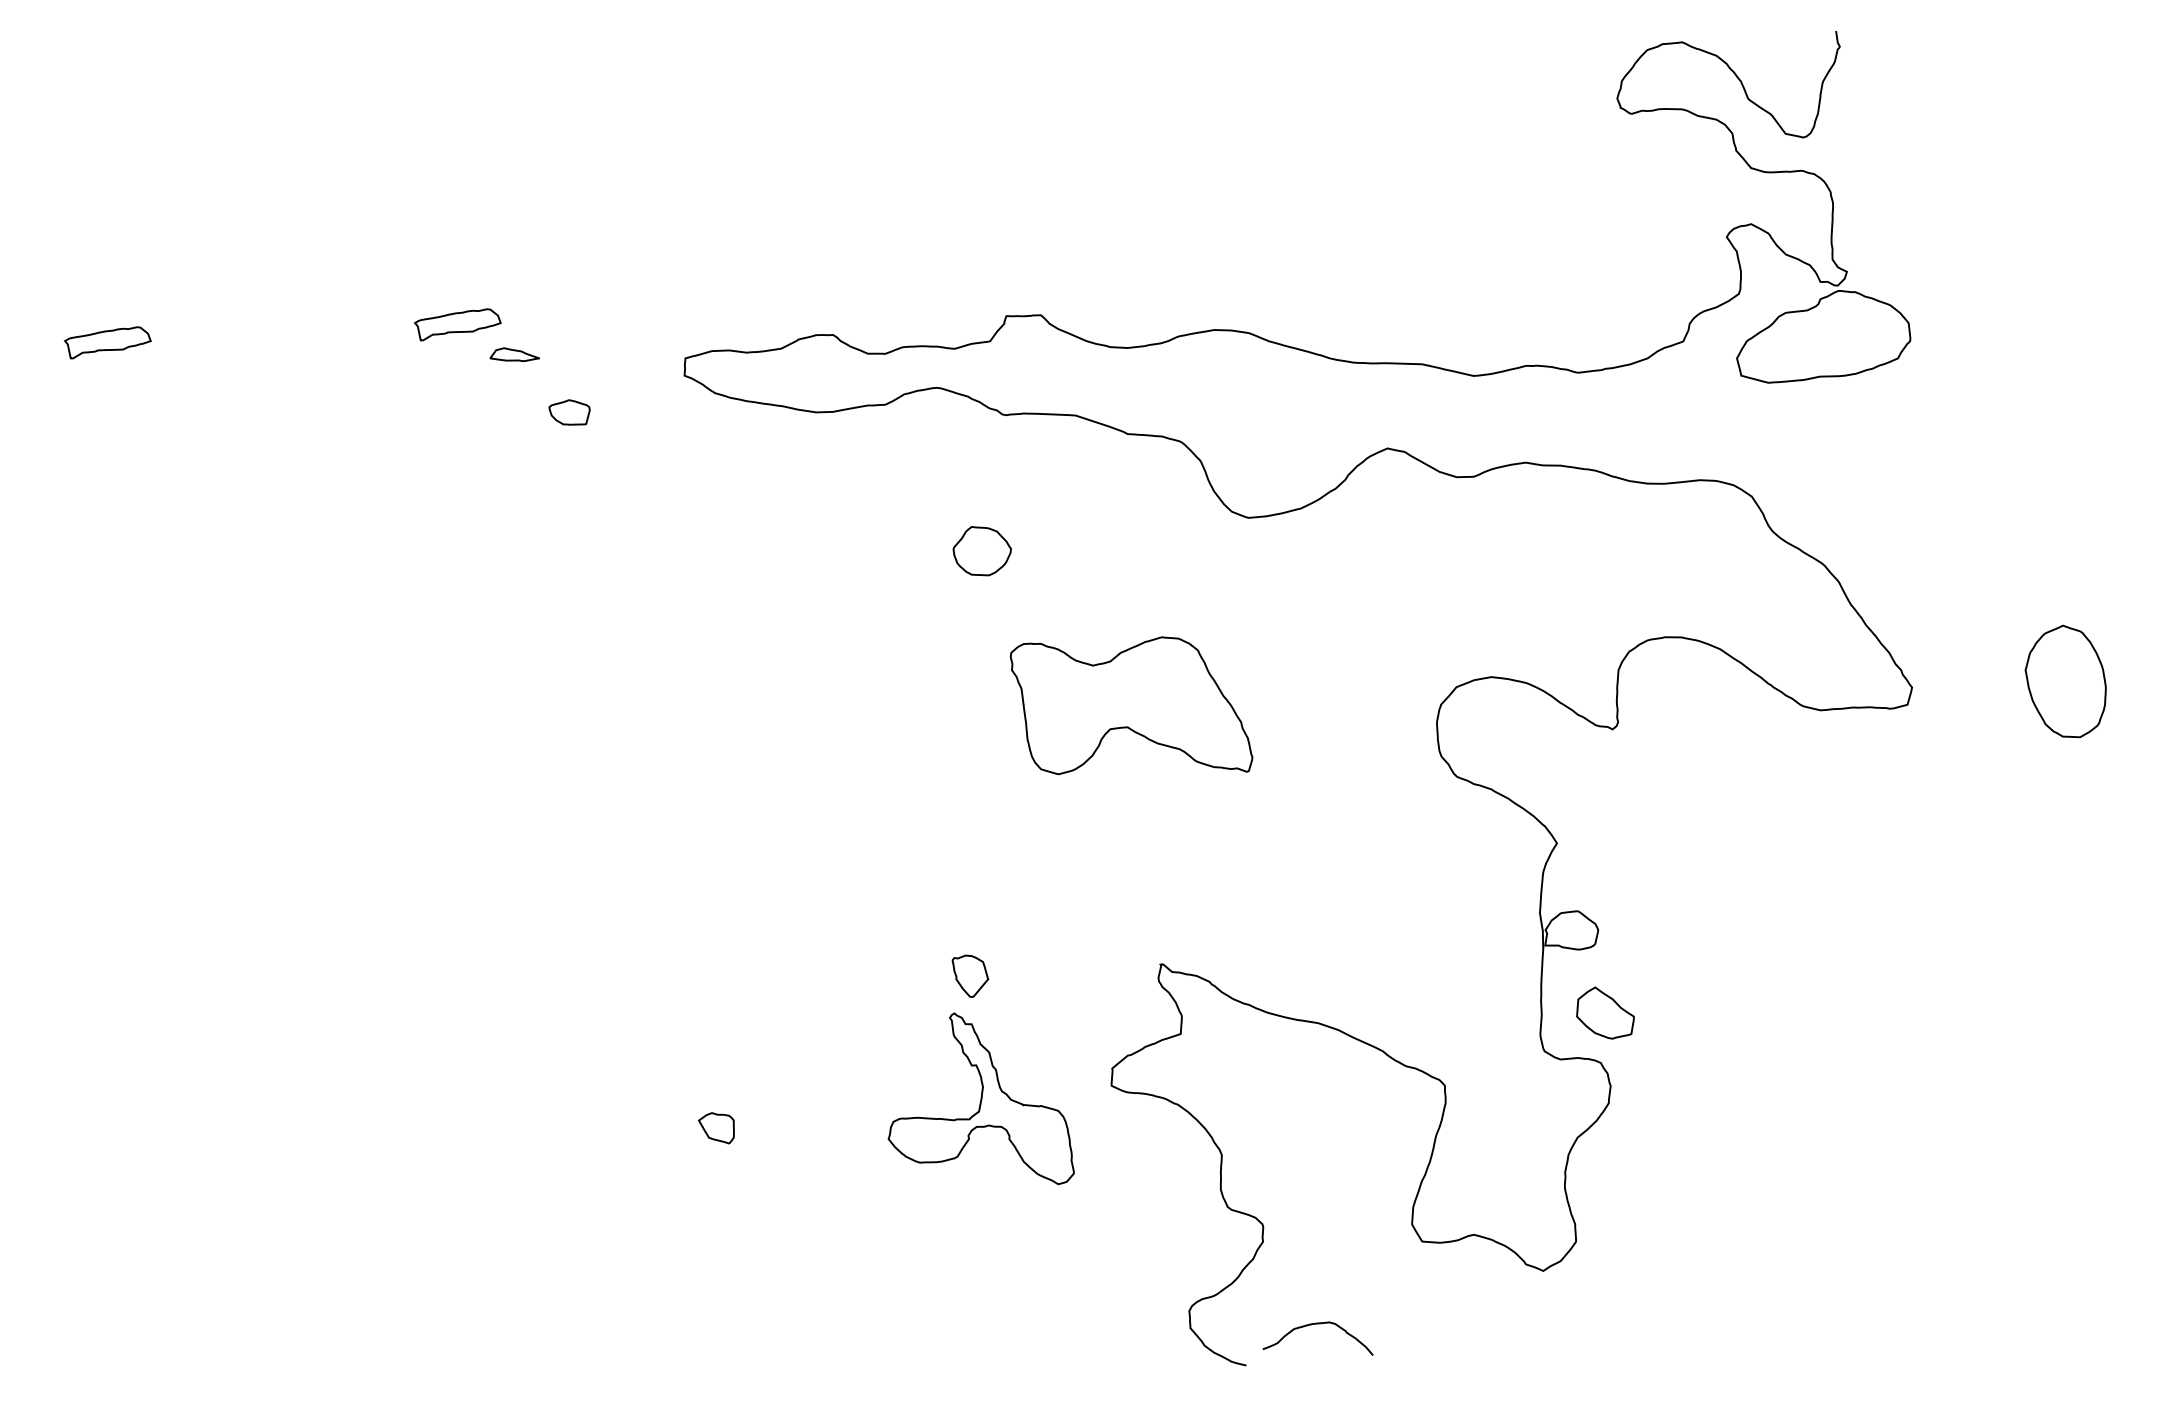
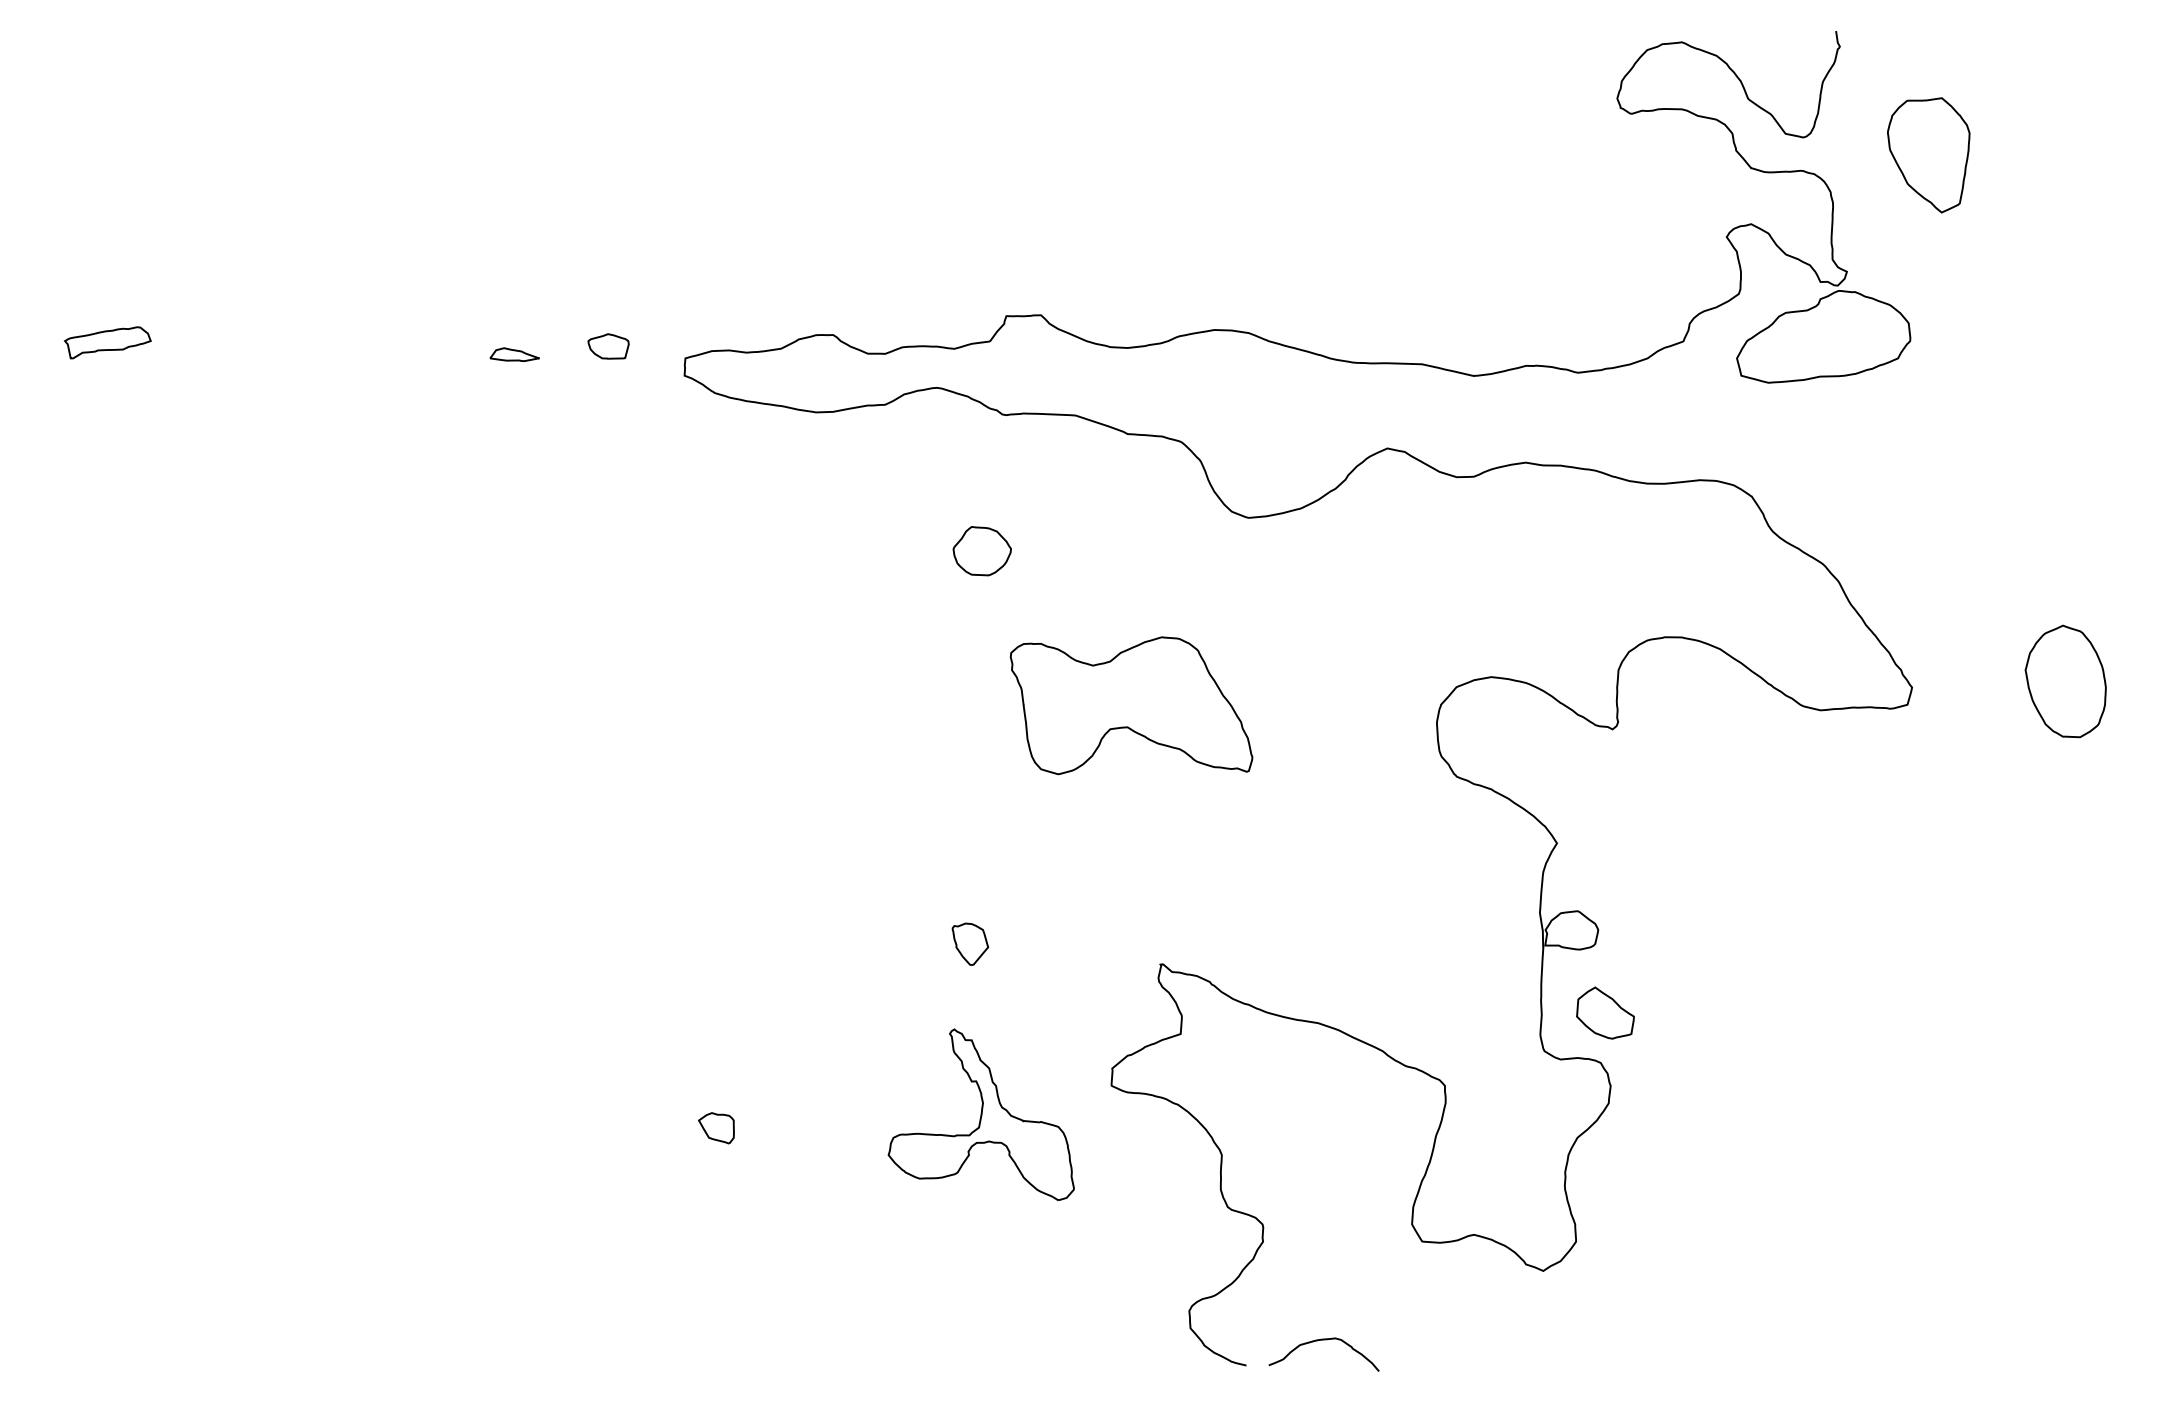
part: none -> present (1928, 155)
part: present -> none (457, 324)
part position: (569, 412) -> (608, 346) (608, 346)
part position: (970, 975) -> (970, 943) (970, 943)
part position: (980, 1098) -> (980, 1114) (980, 1114)
curve position: (1317, 1324) -> (1323, 1340) (1323, 1340)
